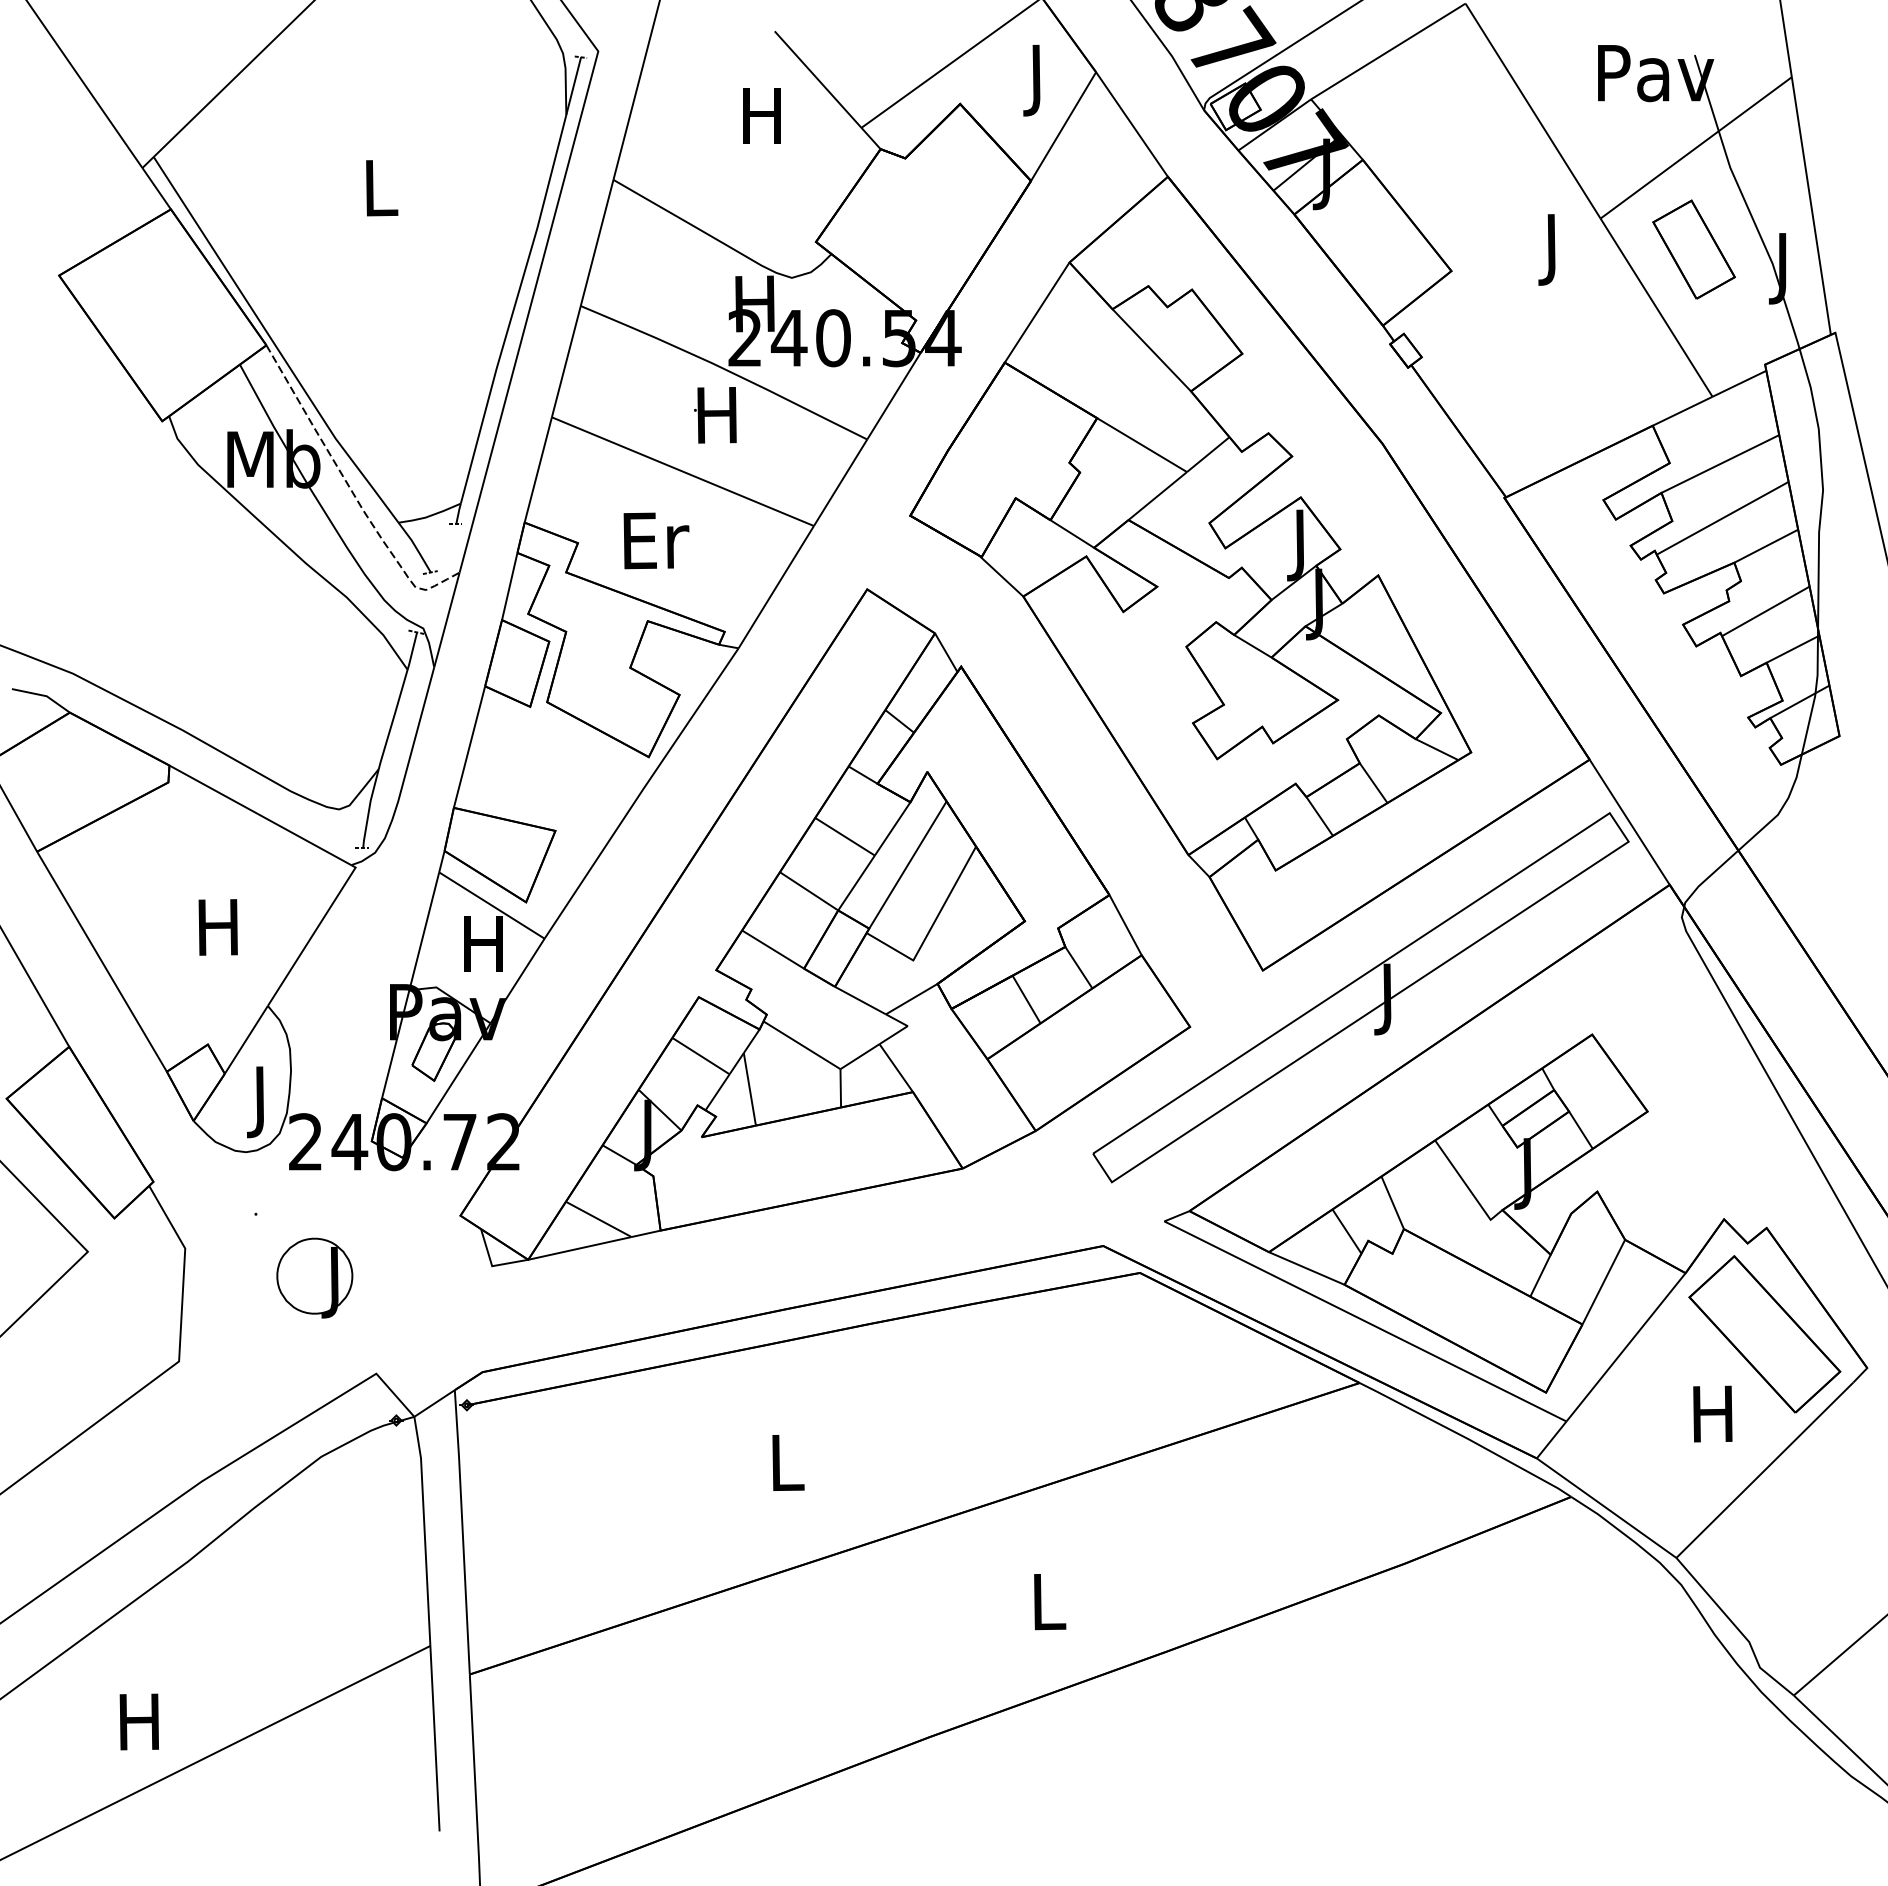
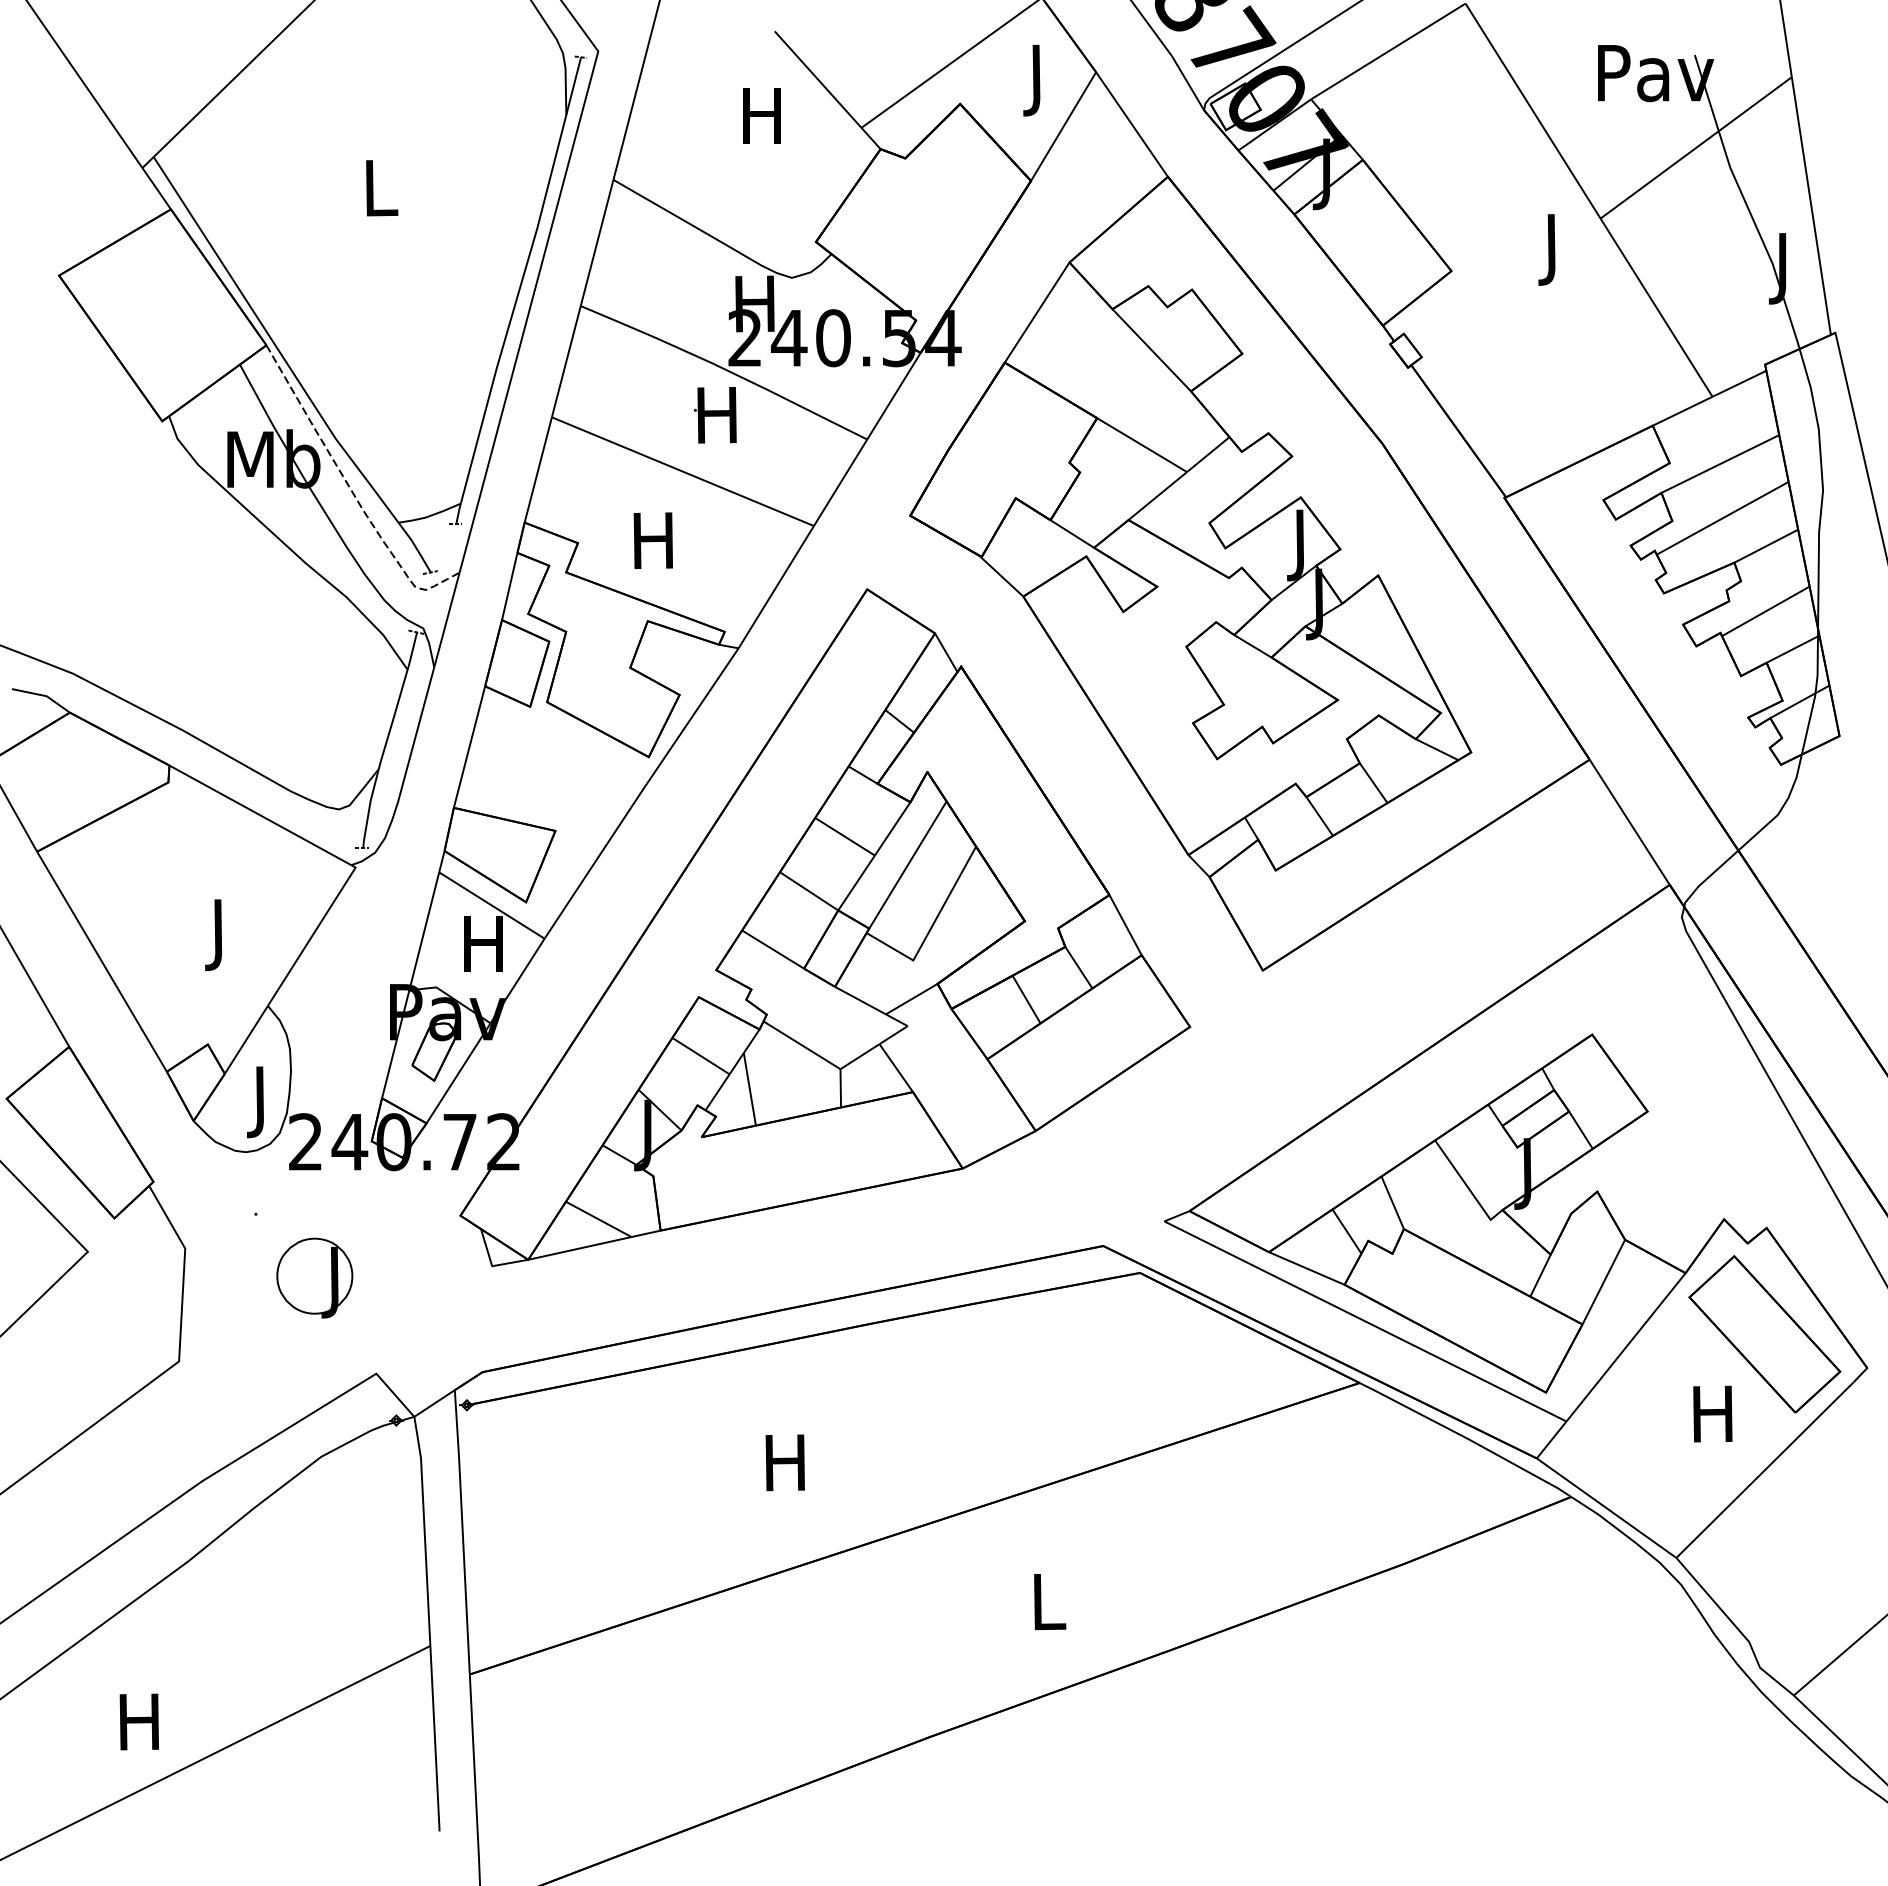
part: present -> none (1693, 249)
text: Er -> H (656, 540)
text: H -> J (217, 935)
part: present -> none (1360, 997)
text: L -> H (784, 1462)
